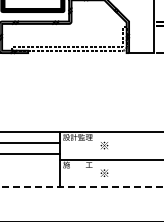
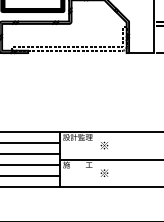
line: none -> present (30, 165)
line: none -> present (30, 176)
line: dashed -> solid (82, 187)
